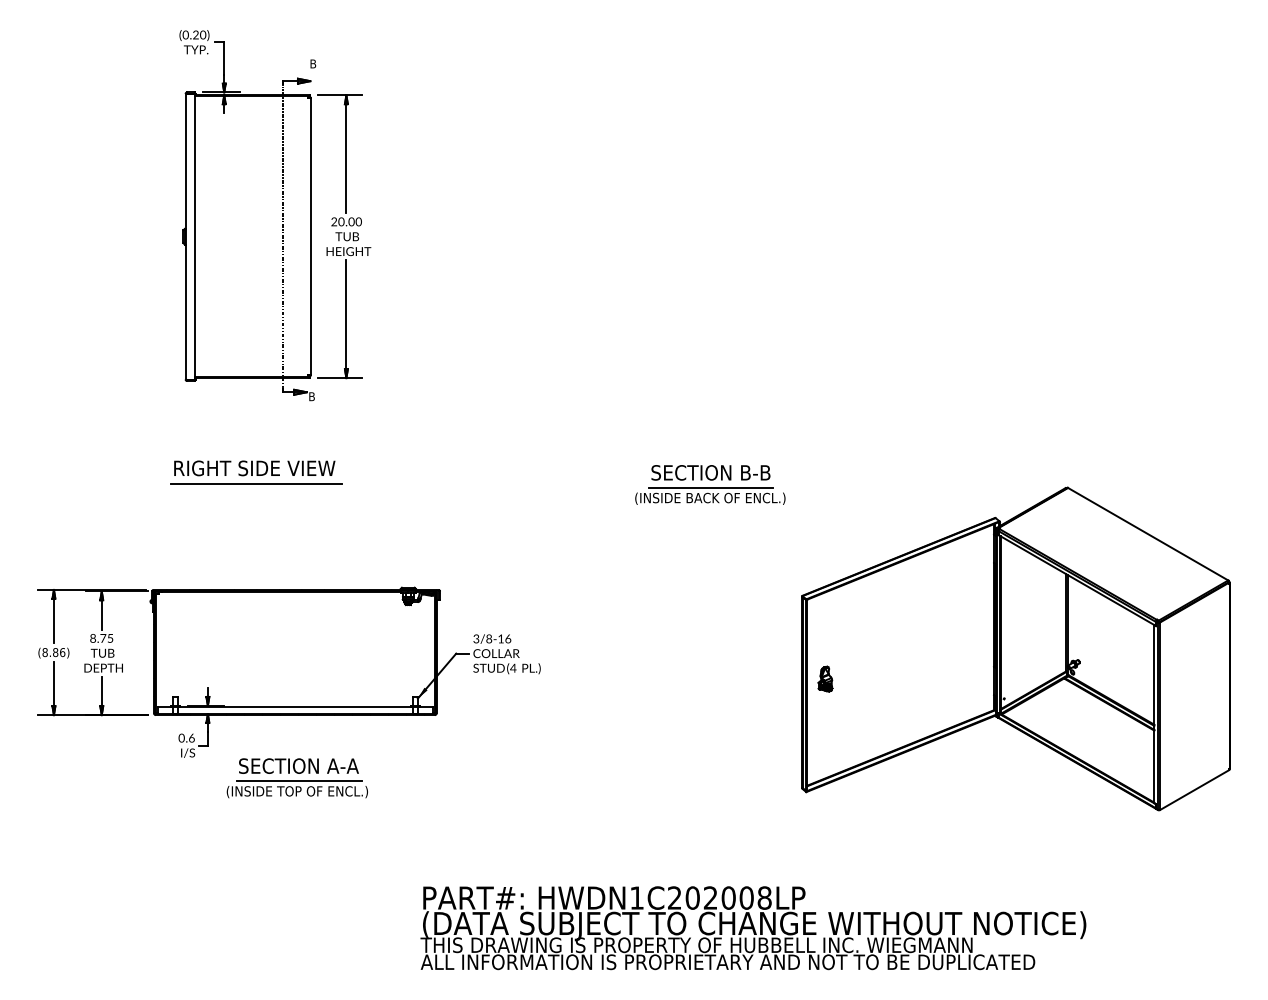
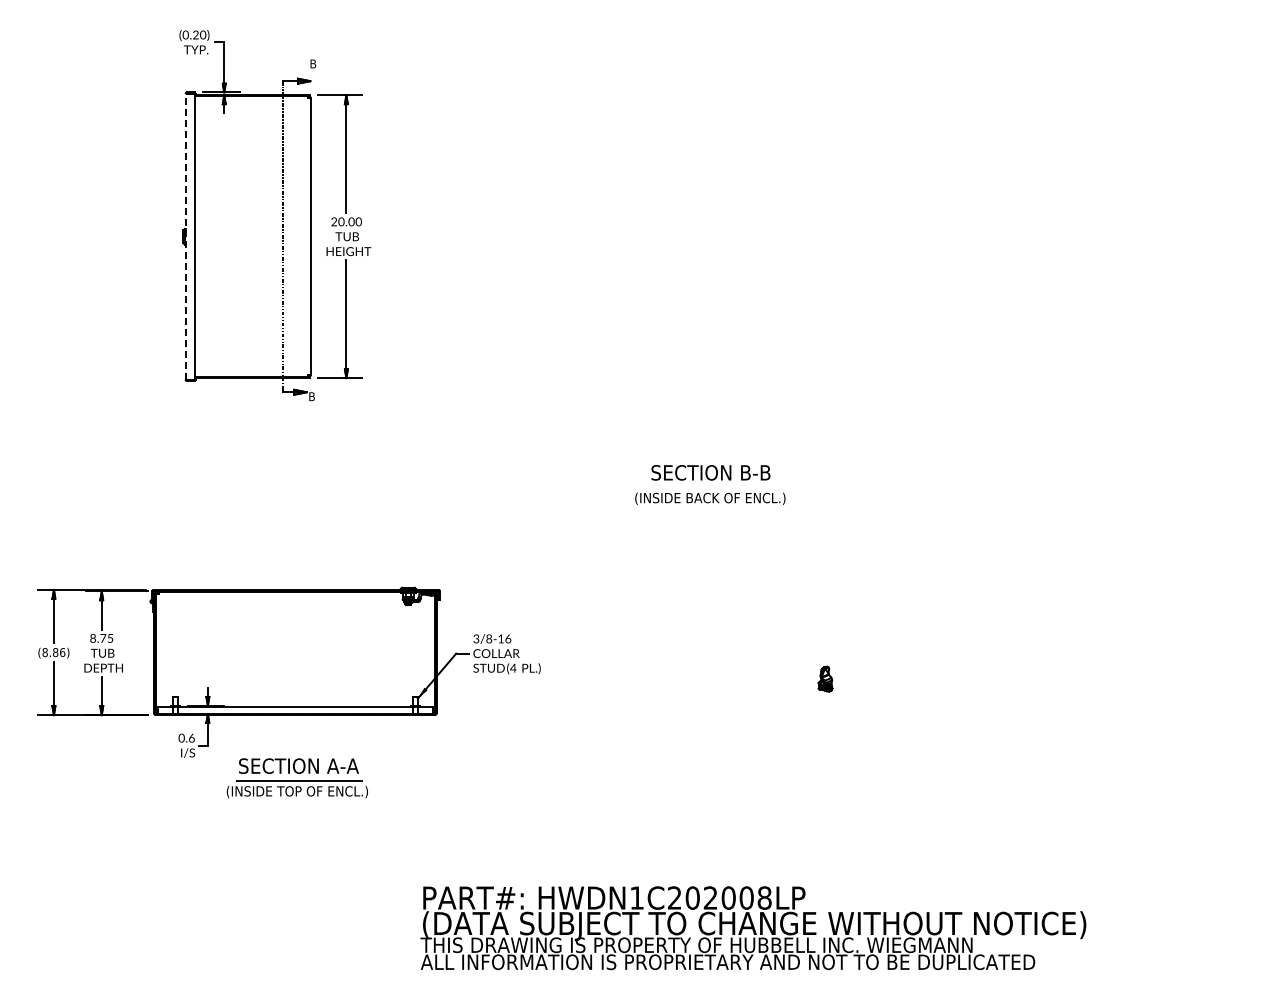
line: solid -> dashed (185, 236)
part: present -> none (256, 472)
line: present -> none (711, 487)
part: present -> none (1015, 648)
